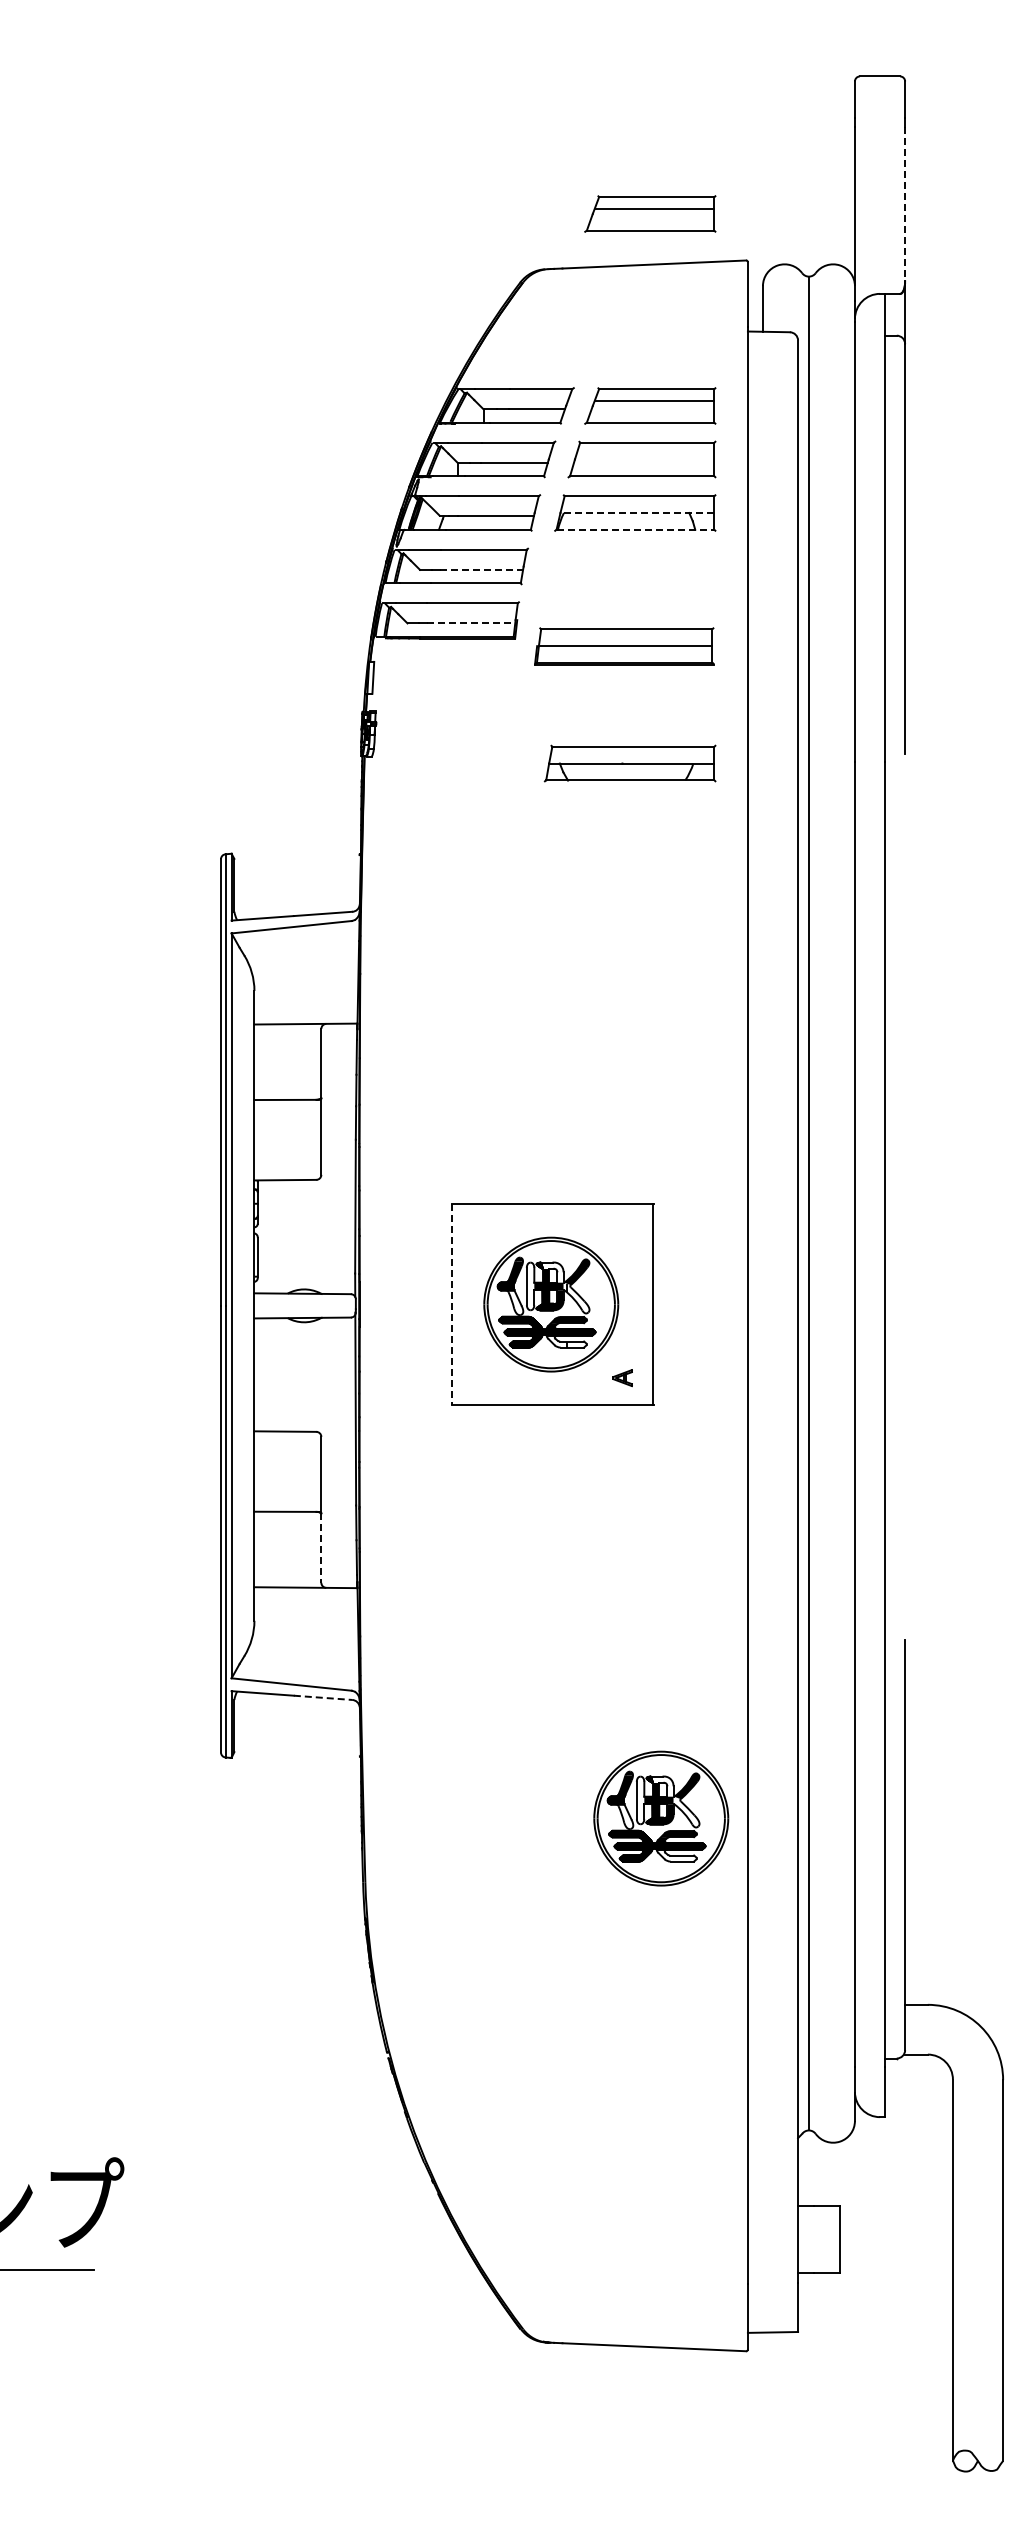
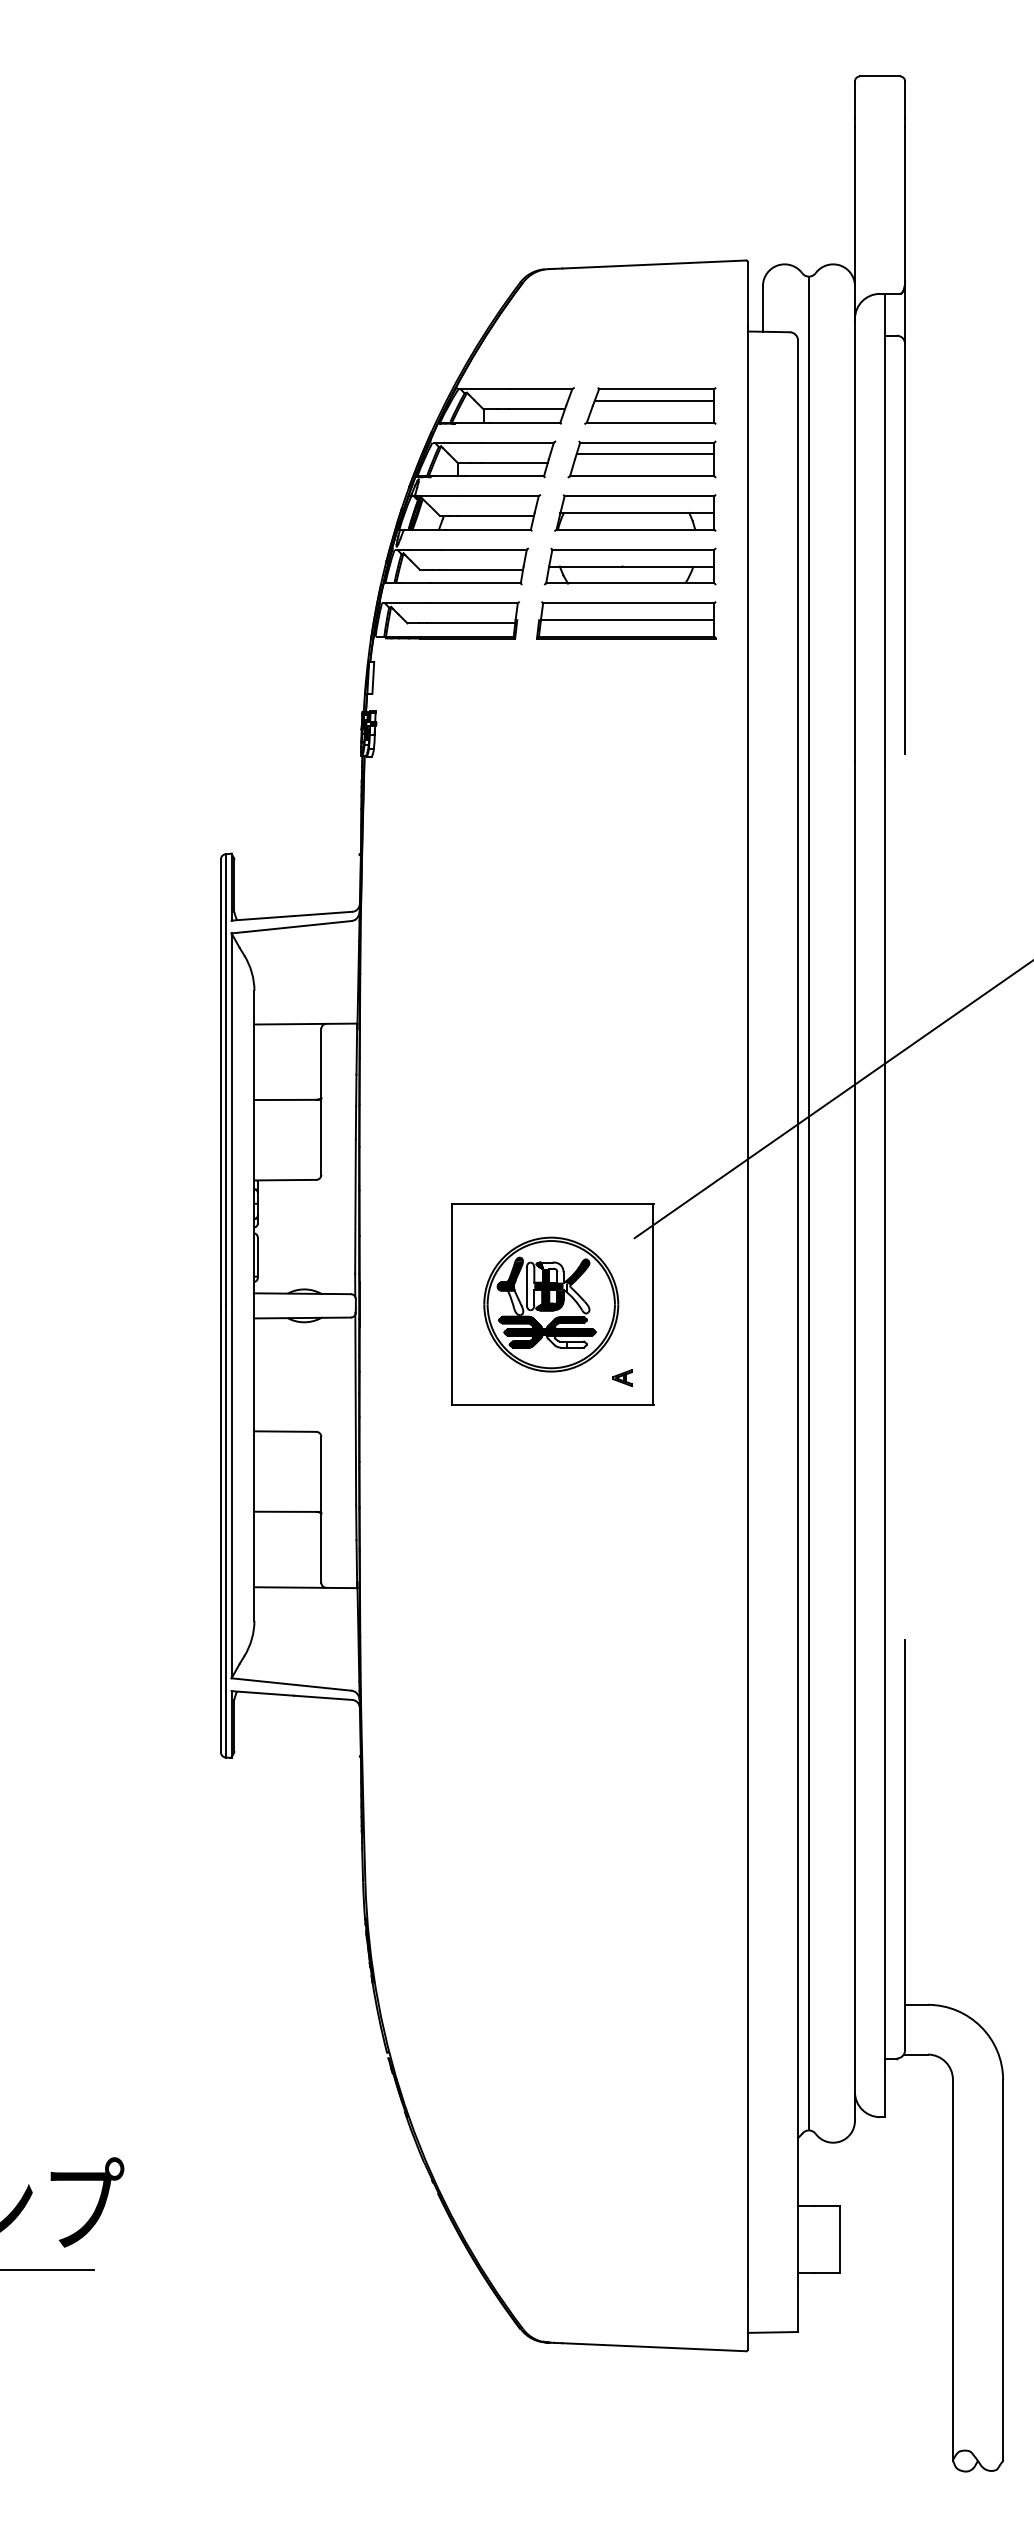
line: dashed -> solid (905, 204)
part: present -> none (650, 213)
line: none -> present (645, 454)
line: dashed -> solid (637, 513)
line: dashed -> solid (635, 529)
line: dashed -> solid (481, 569)
line: dashed -> solid (471, 623)
part position: (624, 646) -> (626, 620) (626, 620)
part position: (629, 763) -> (629, 566) (629, 566)
line: none -> present (832, 1100)
line: dashed -> solid (452, 1305)
line: dashed -> solid (321, 1548)
line: dashed -> solid (323, 1697)
part: present -> none (661, 1818)
